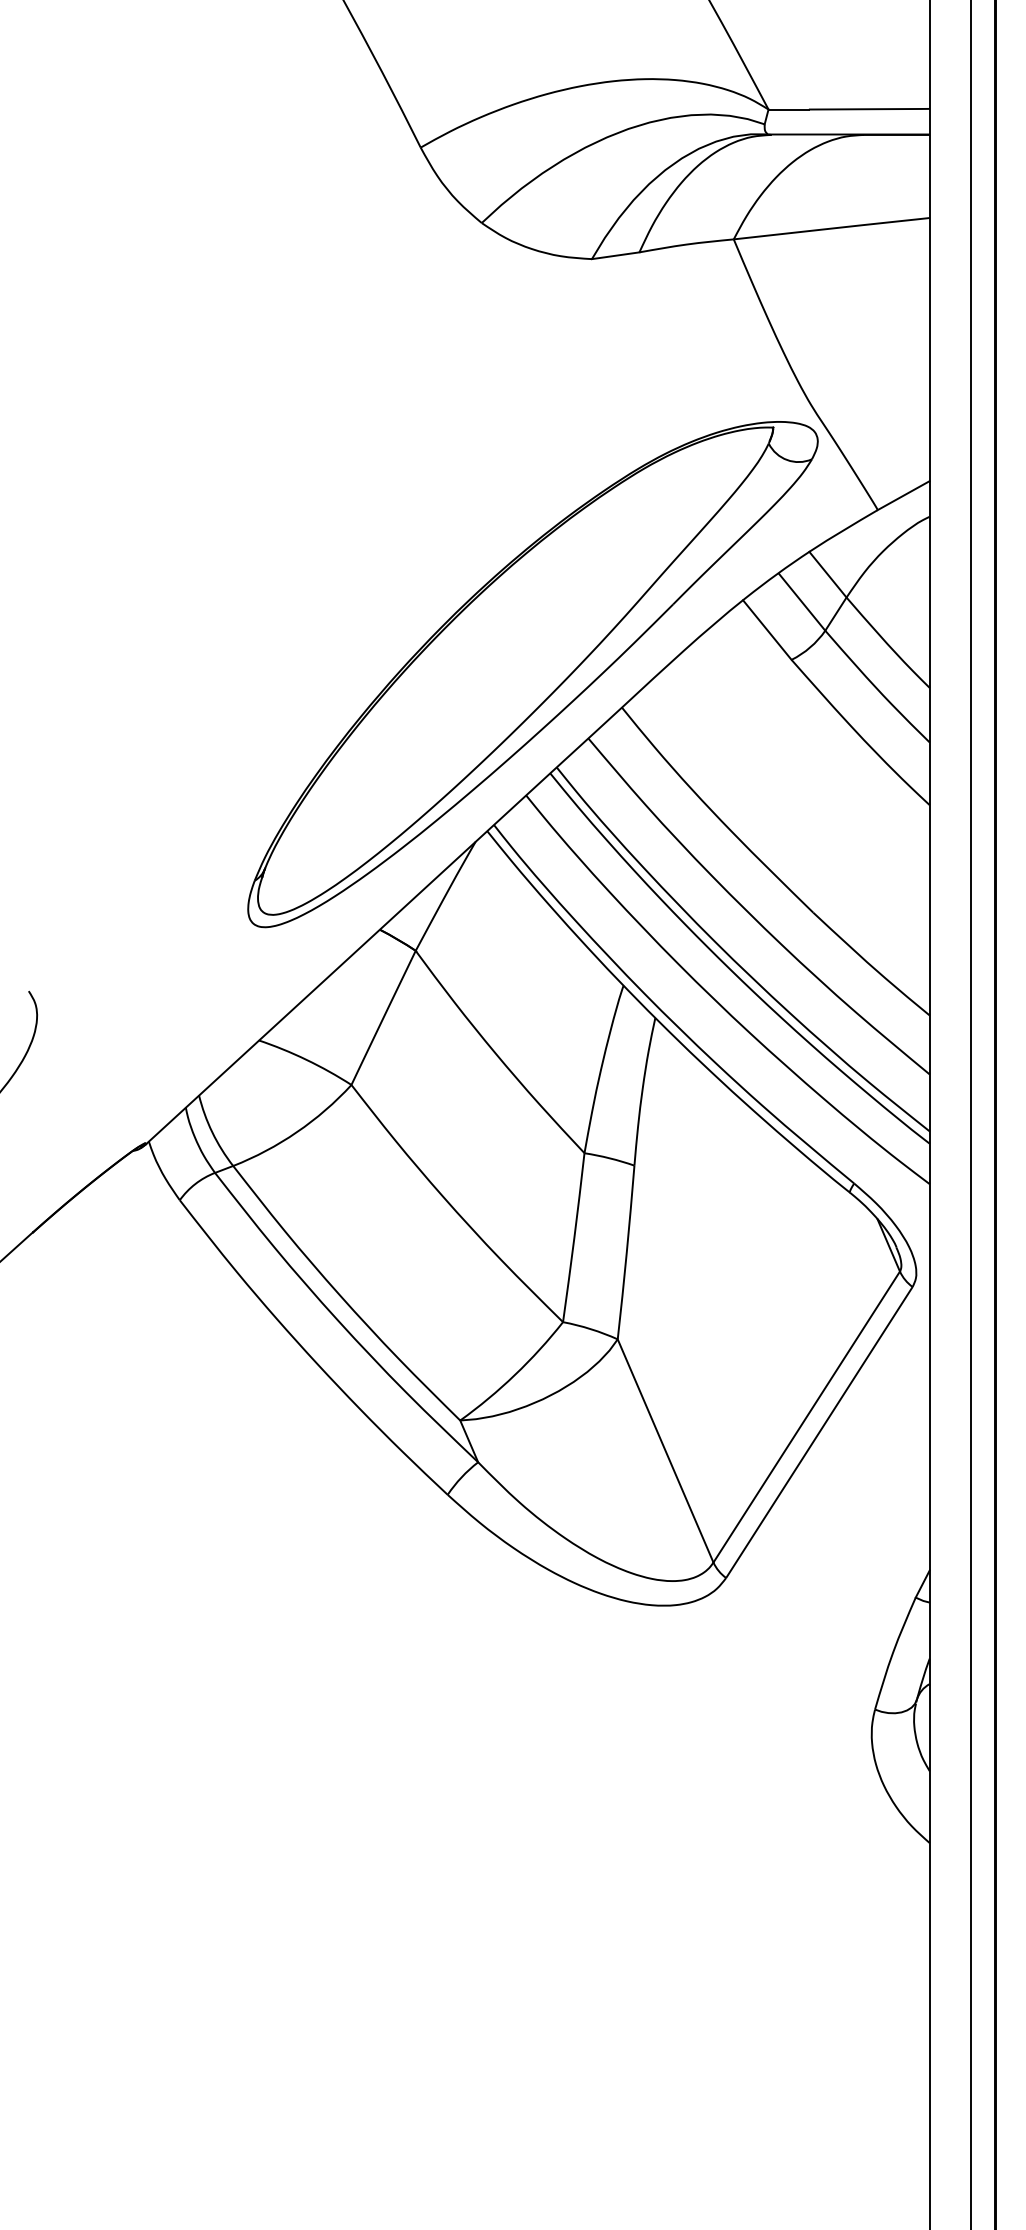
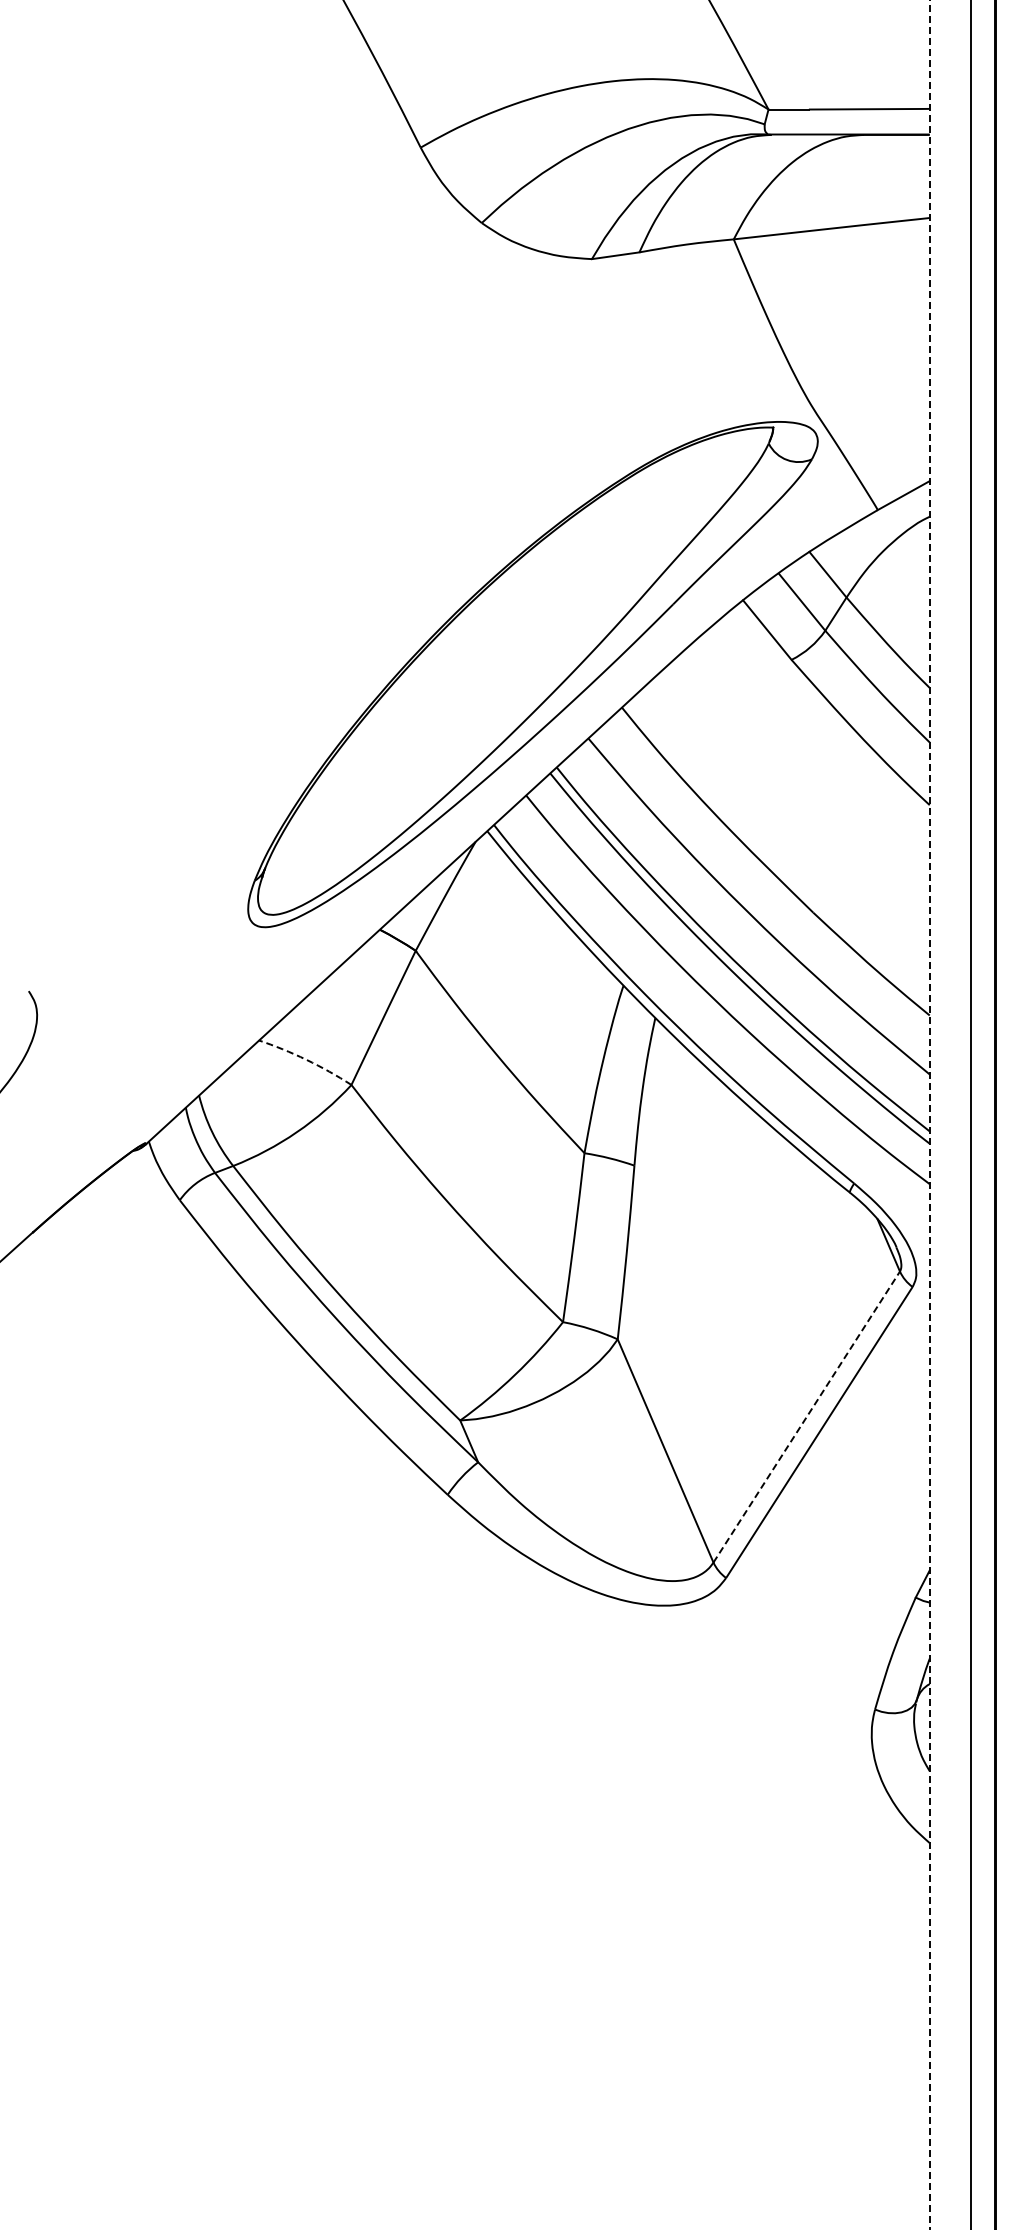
arc: solid -> dashed (306, 1059)
line: solid -> dashed (929, 1114)
line: solid -> dashed (806, 1417)
